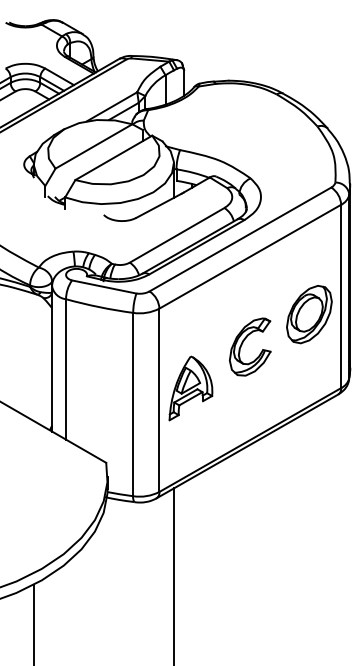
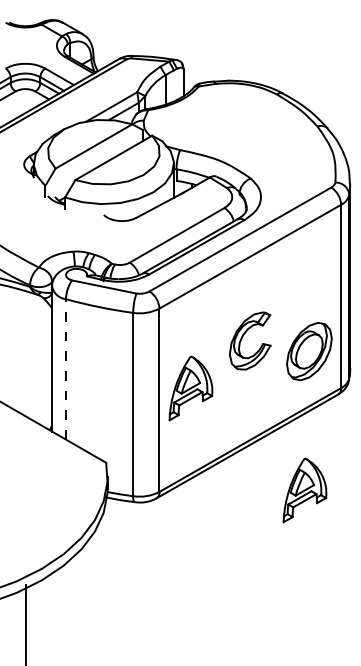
part position: (309, 314) -> (309, 351) (309, 351)
part position: (243, 343) -> (243, 337) (243, 337)
line: solid -> dashed (66, 368)
part: none -> present (304, 490)
line: present -> none (174, 575)
line position: (33, 623) -> (25, 623) (25, 623)
